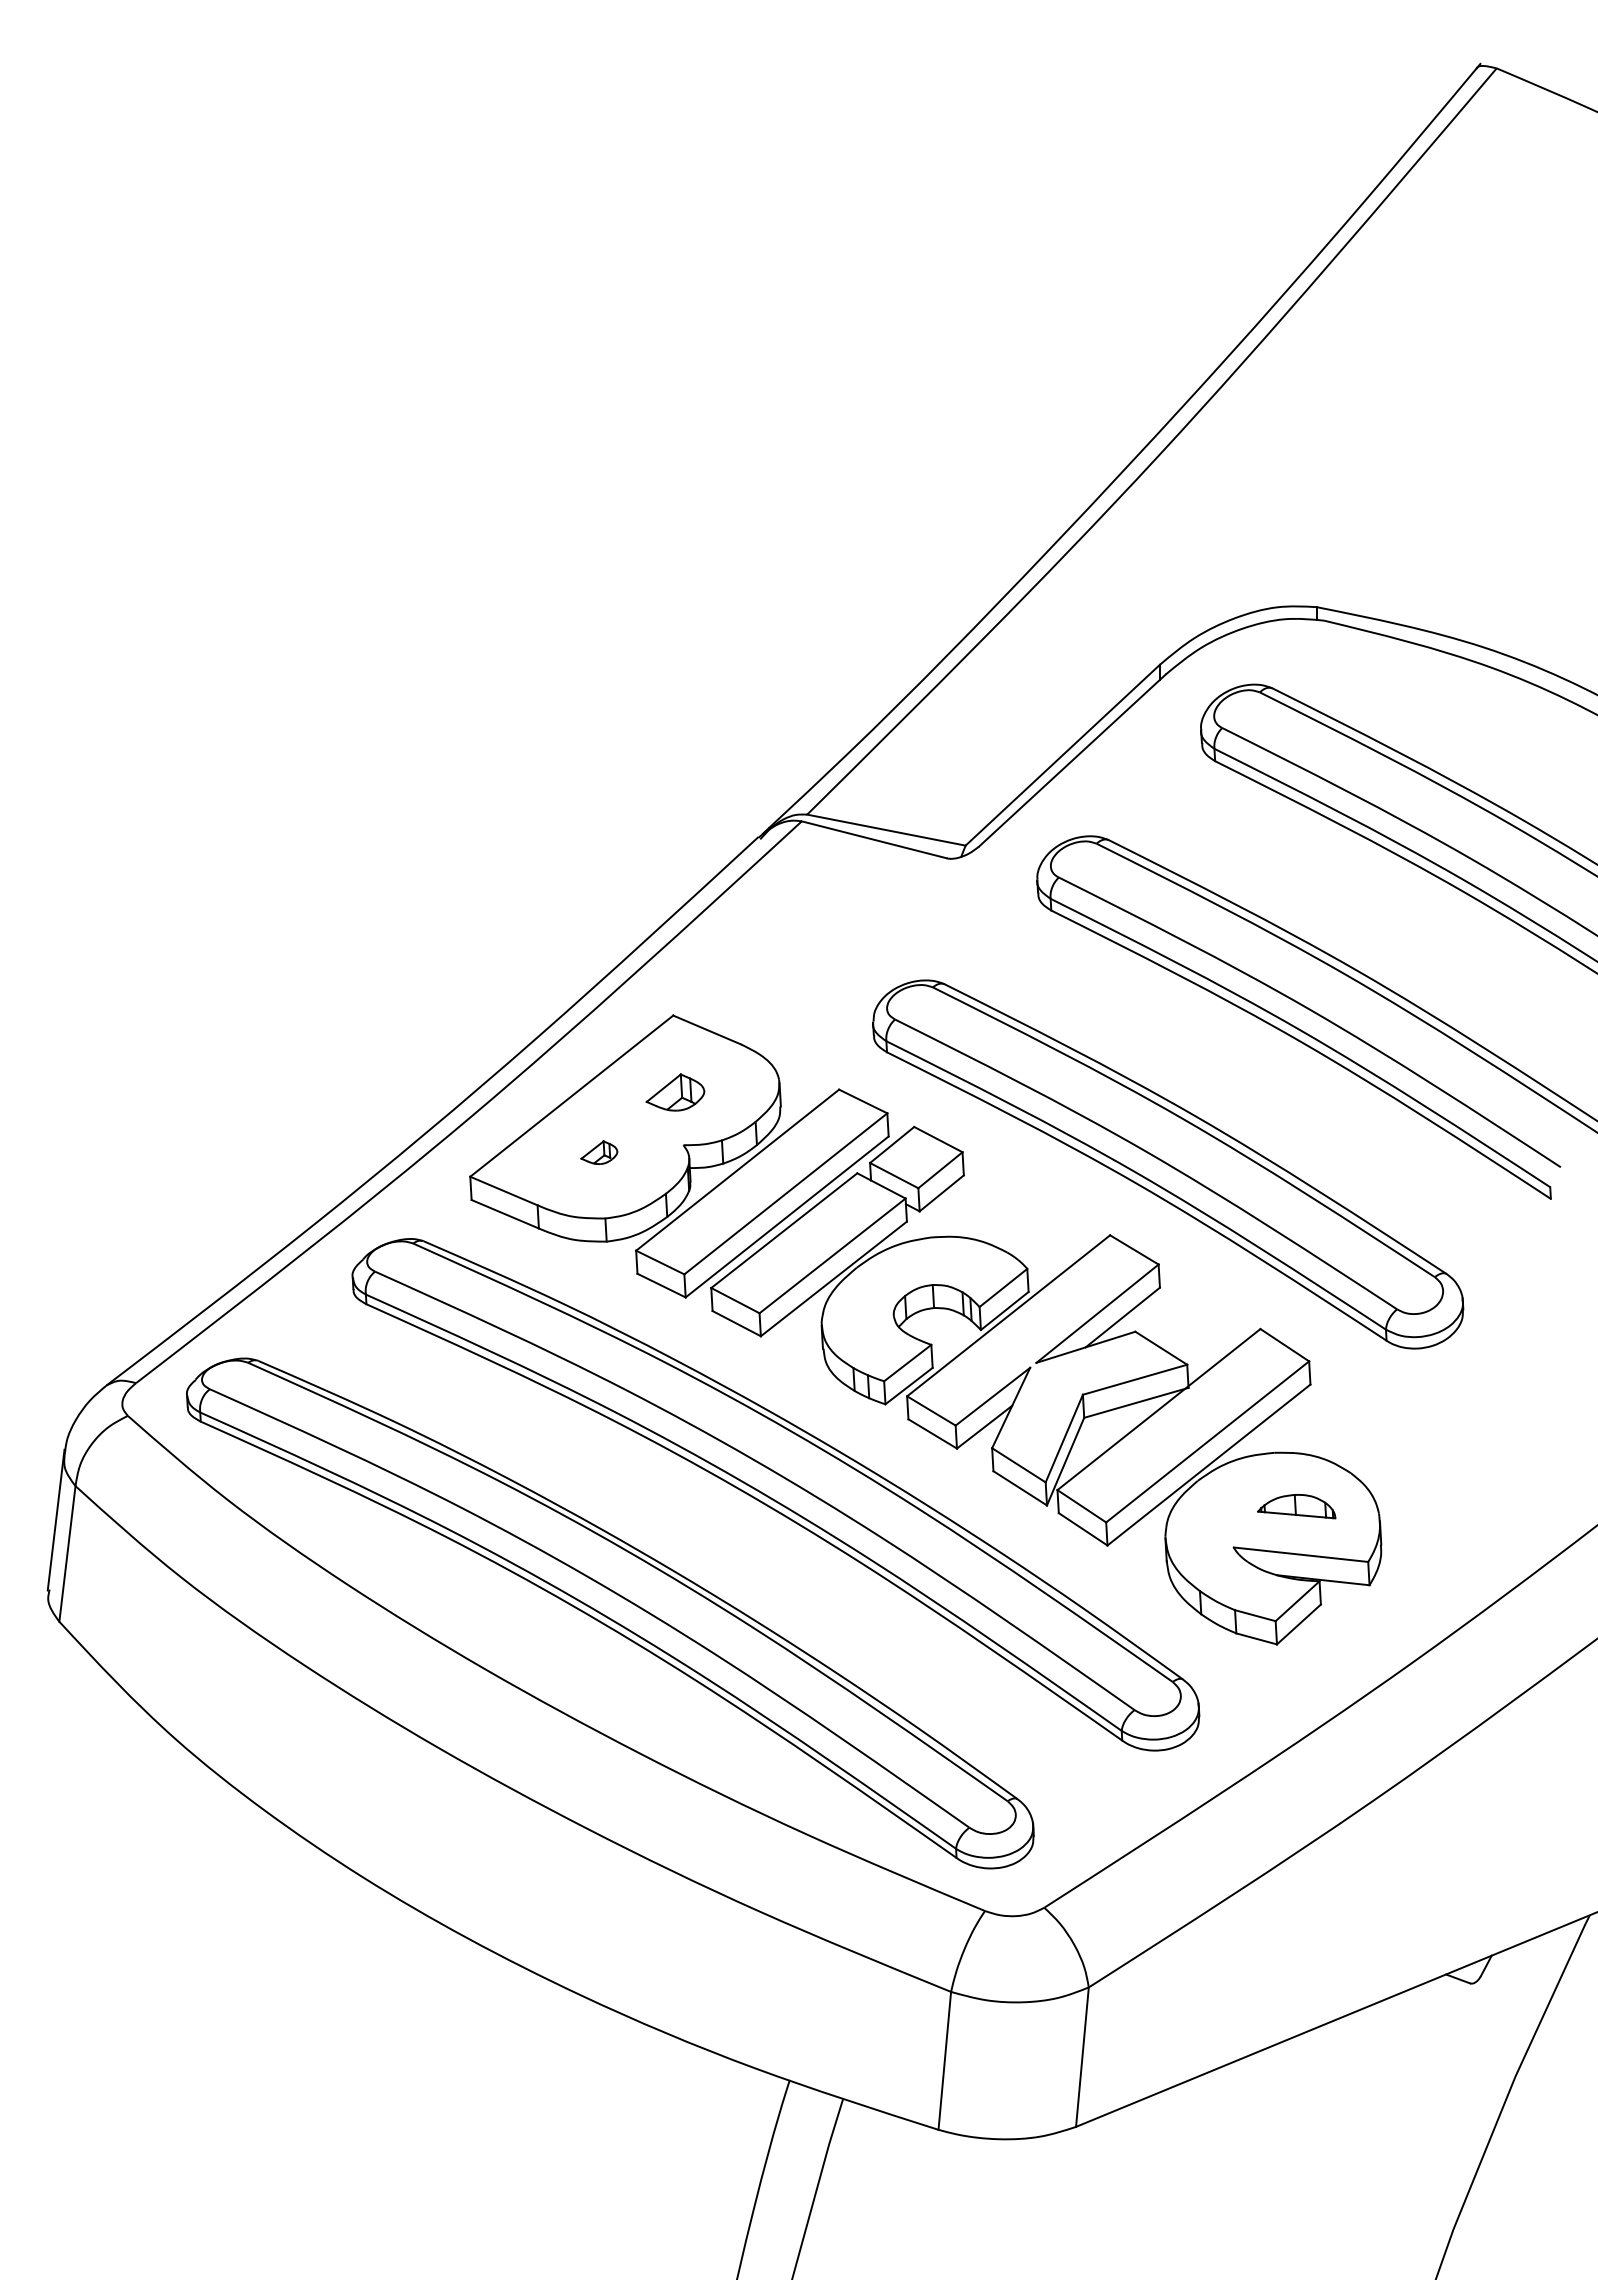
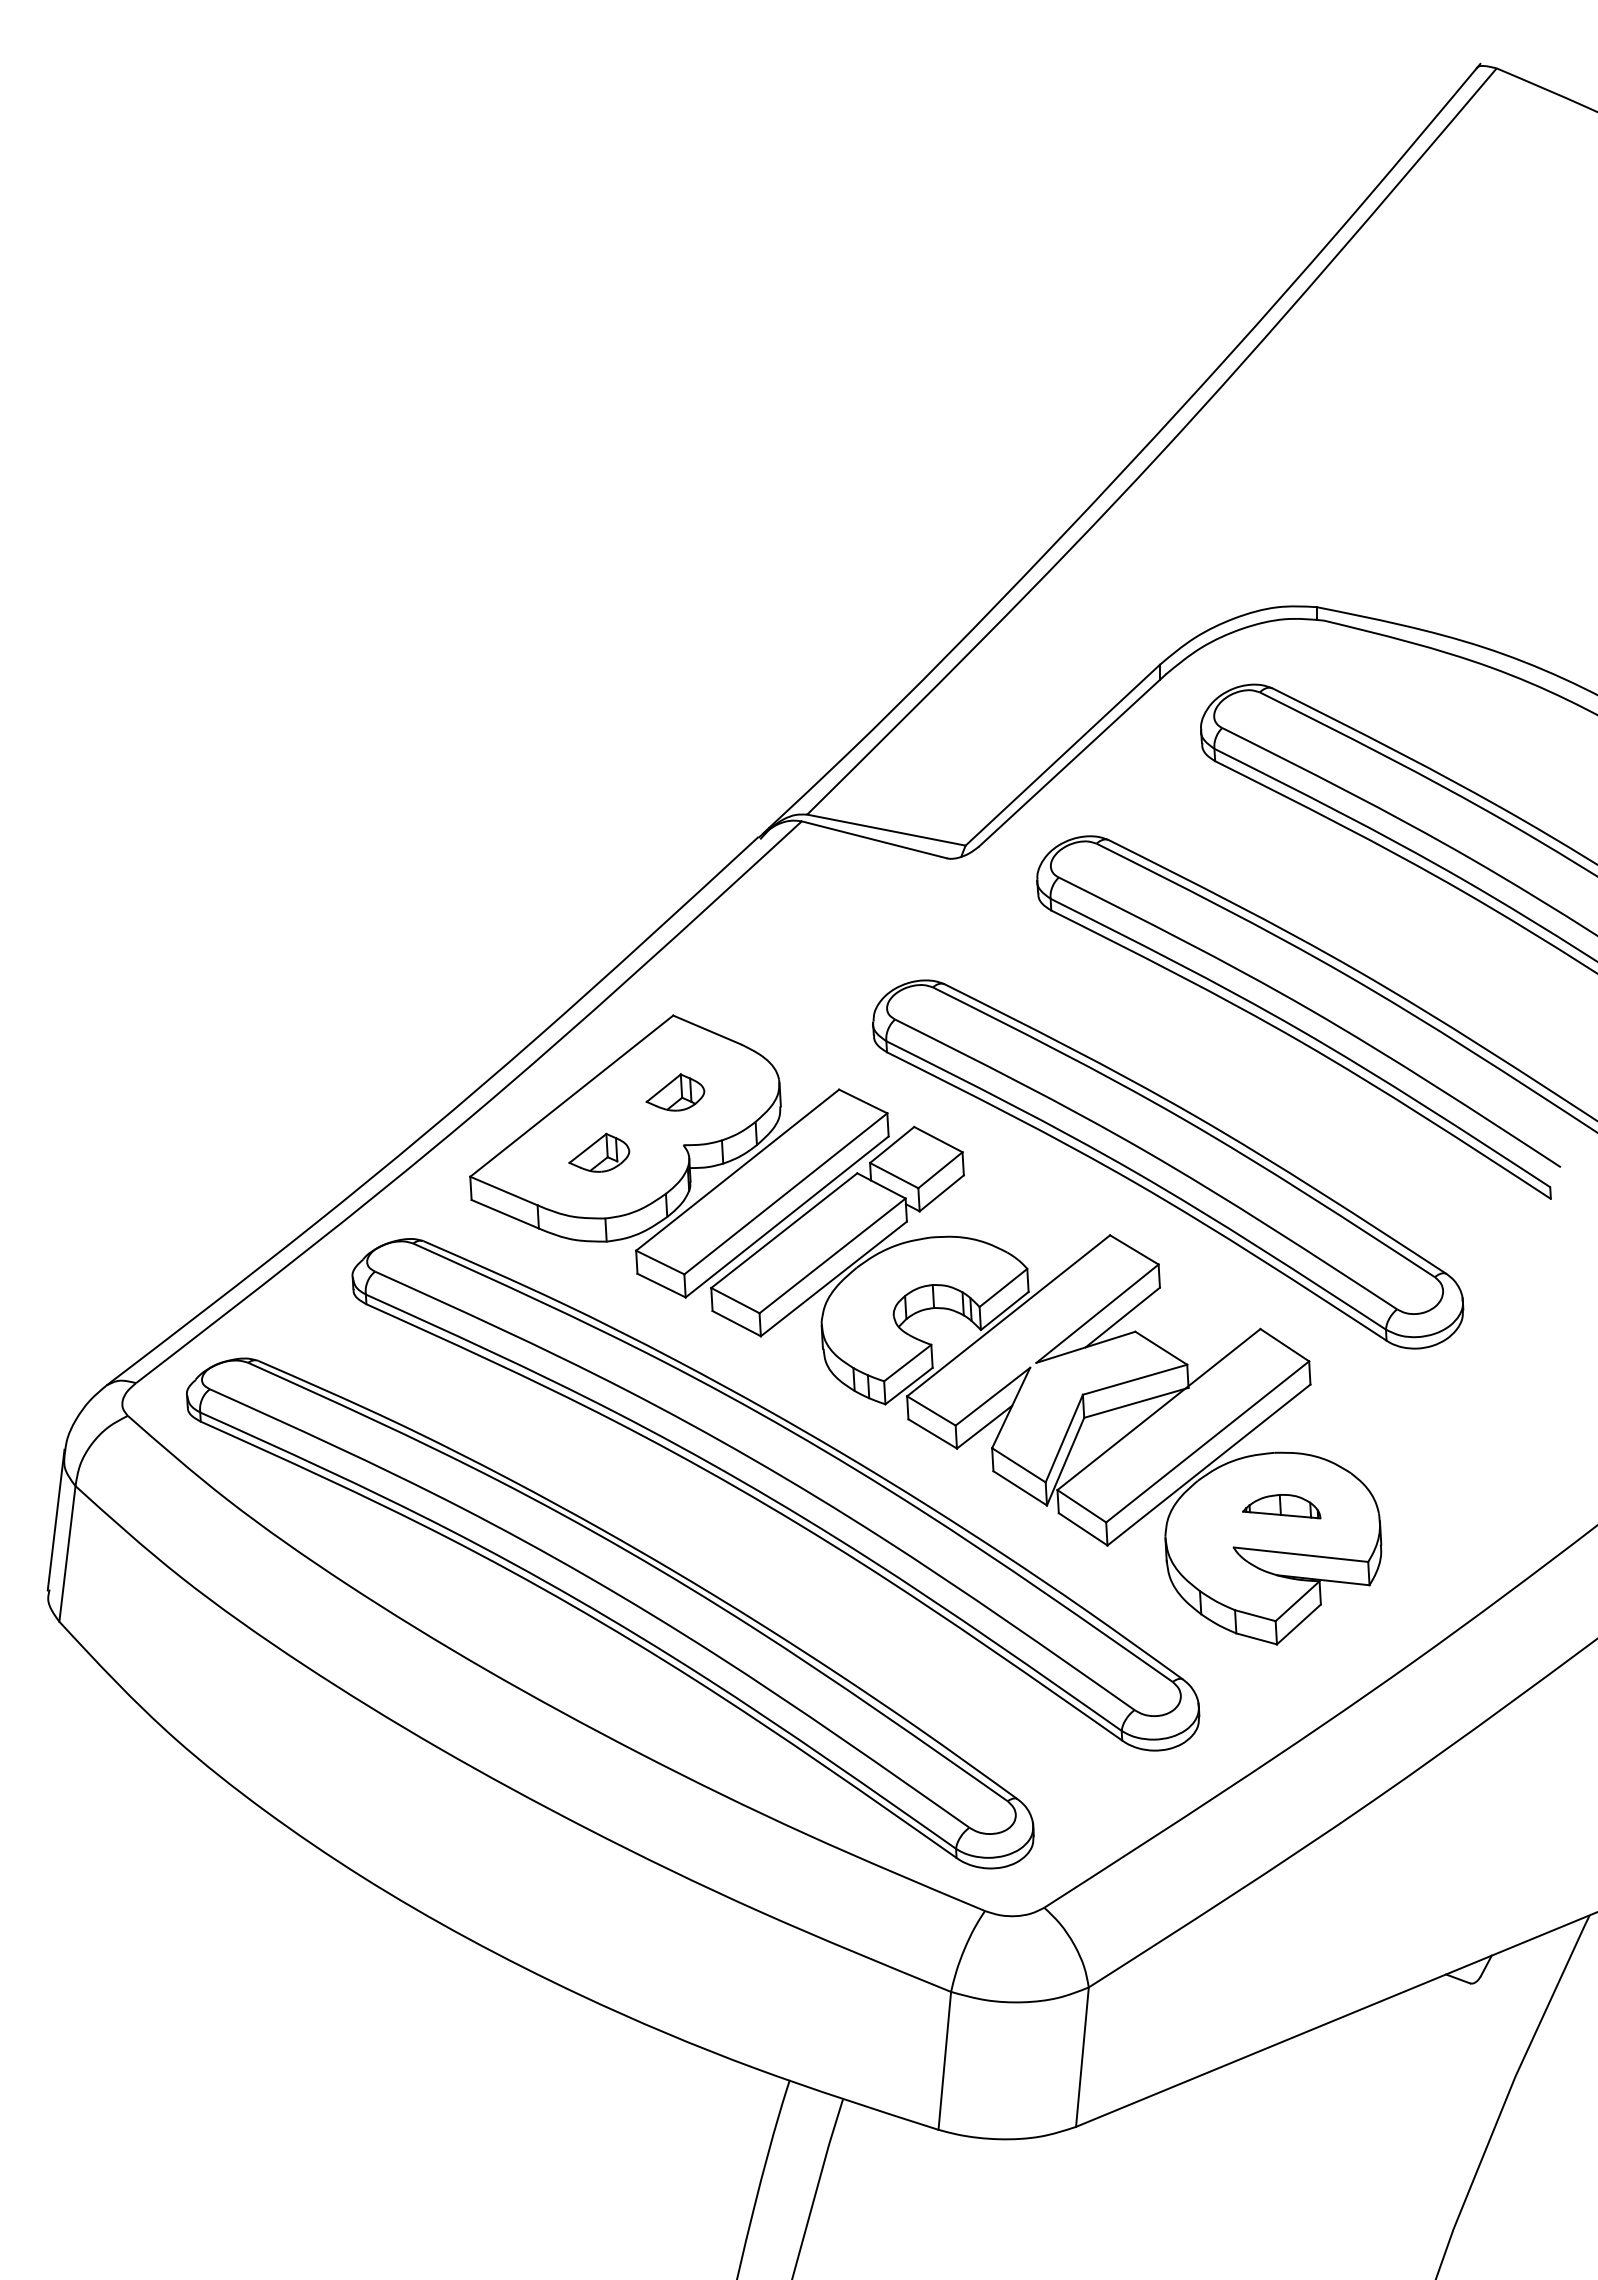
part size: 39x25 px -> 63x41 px (599, 1152)
part position: (1296, 1506) -> (1281, 1506) (1281, 1506)
